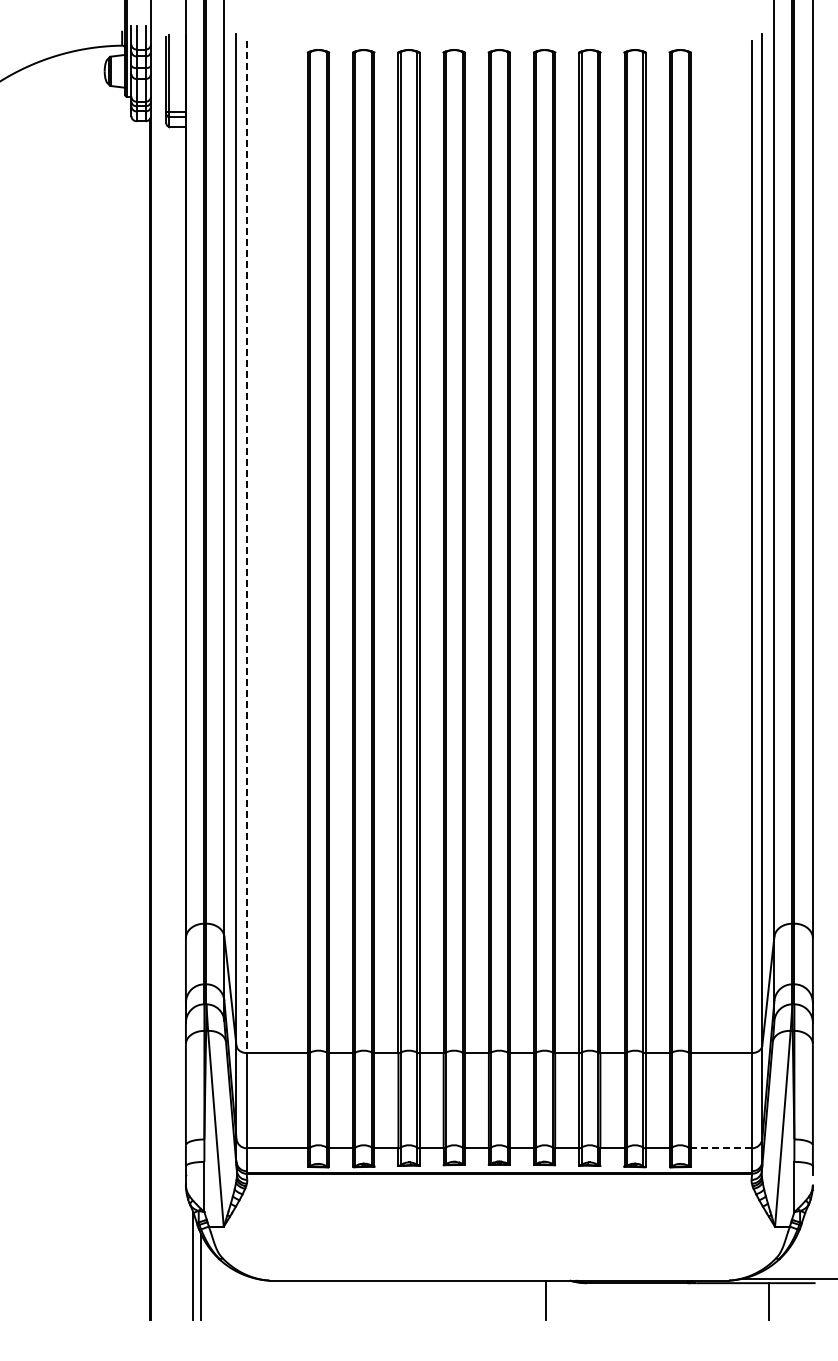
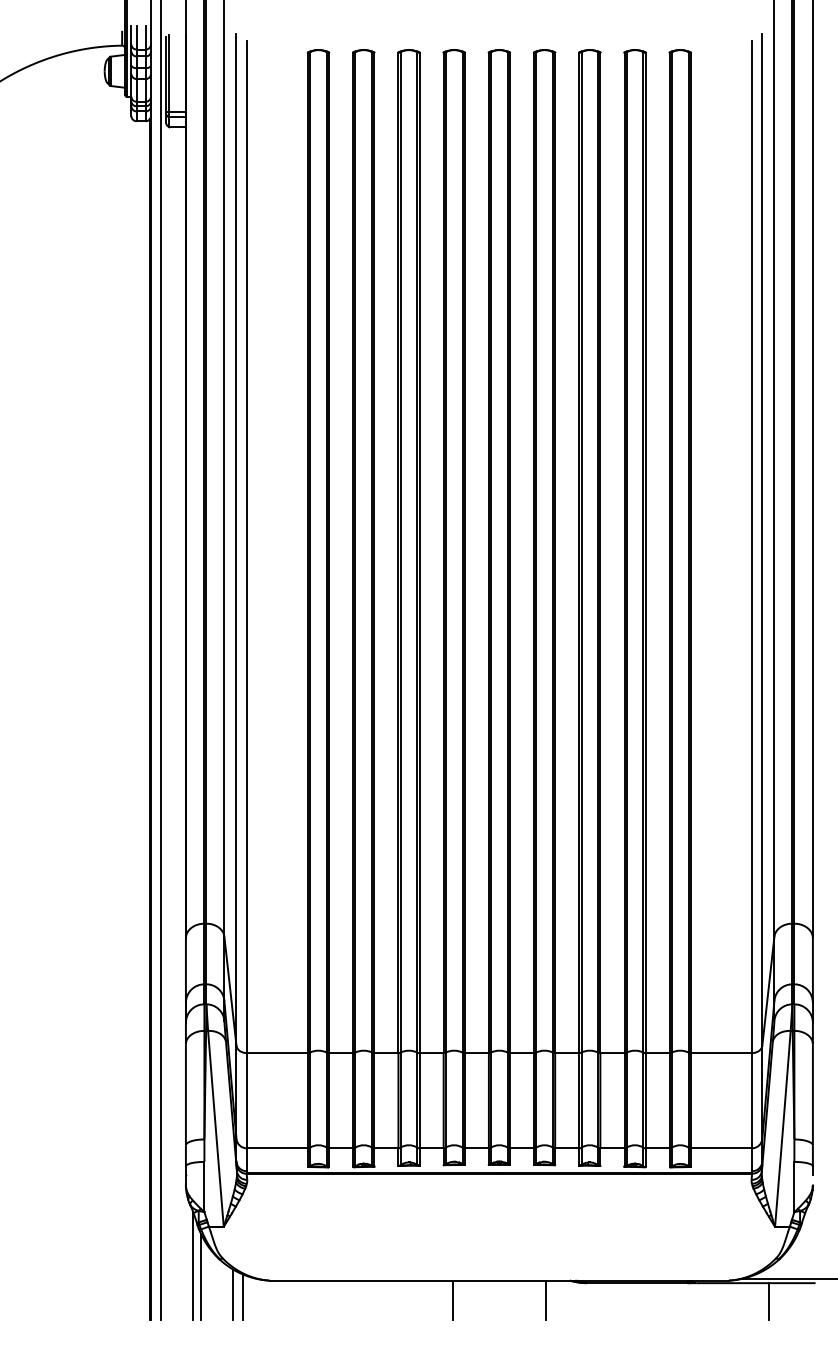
line: dashed -> solid (246, 547)
line: none -> present (161, 661)
line: dashed -> solid (721, 1148)
line: none -> present (233, 1294)
line: none -> present (243, 1297)
line: none -> present (453, 1300)
